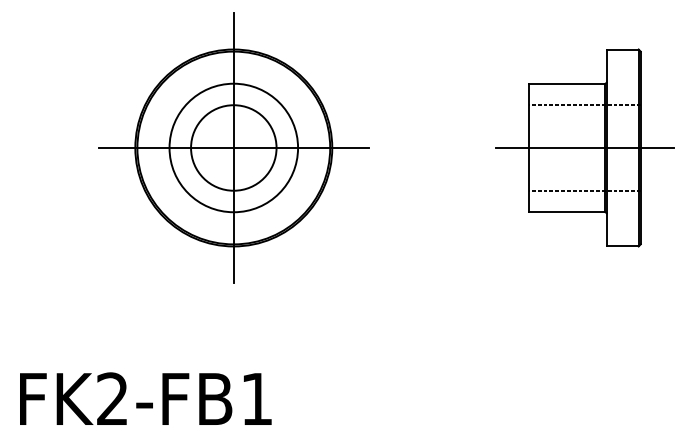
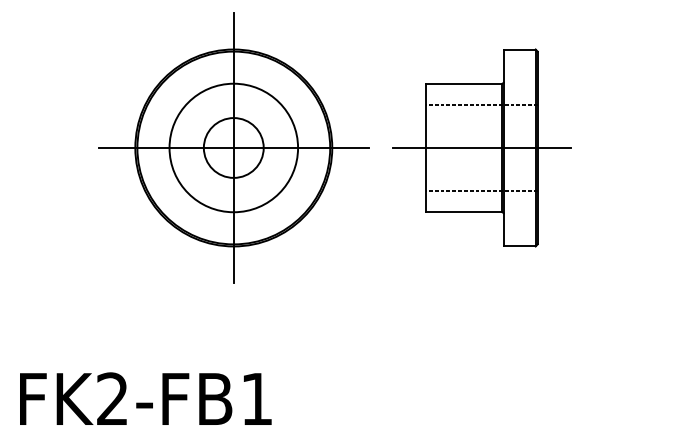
circle diameter: 86 px -> 60 px (233, 147)
part position: (584, 147) -> (481, 147) (481, 147)
